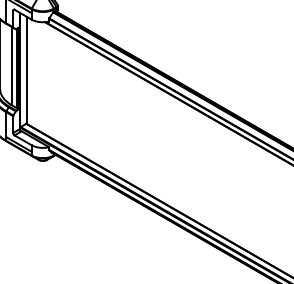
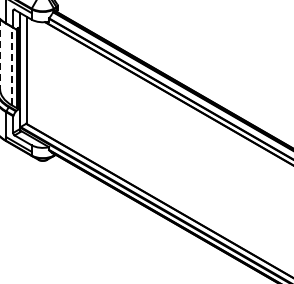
line: solid -> dashed (0, 54)
line: solid -> dashed (11, 65)
